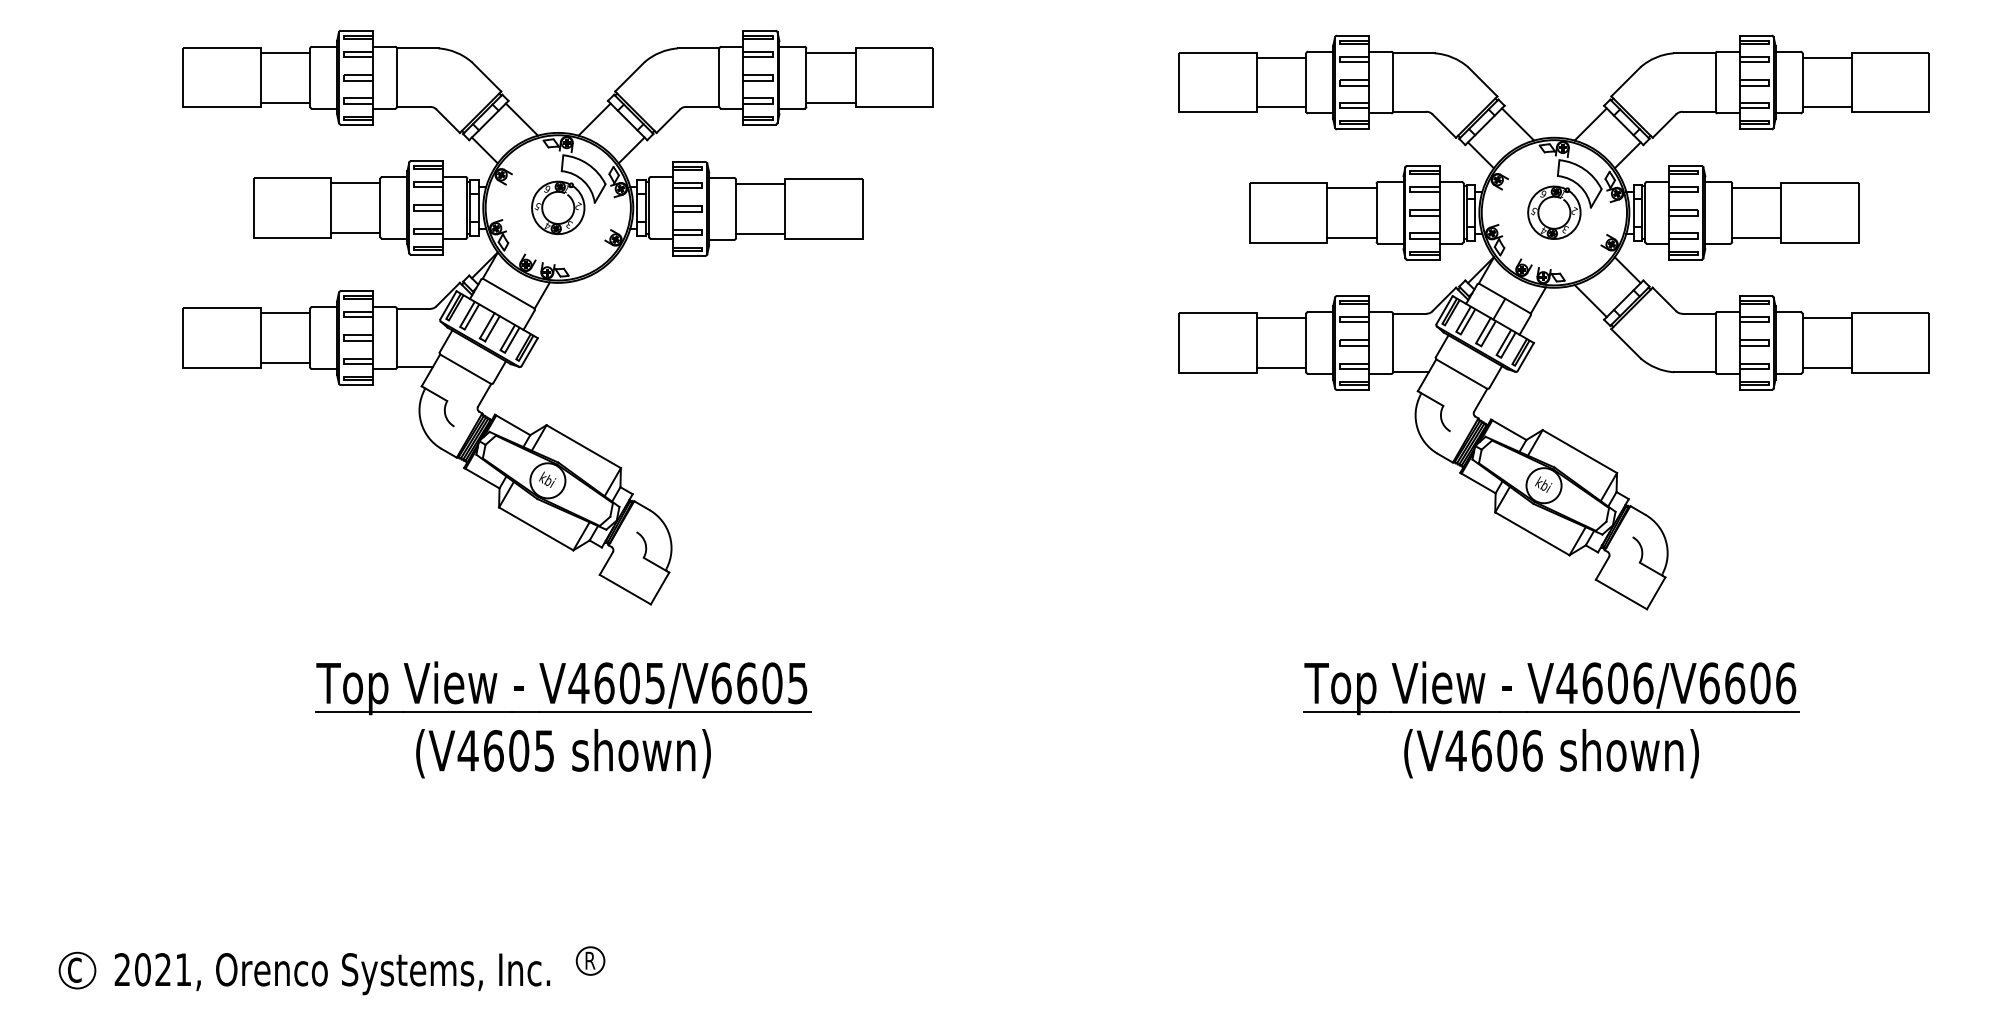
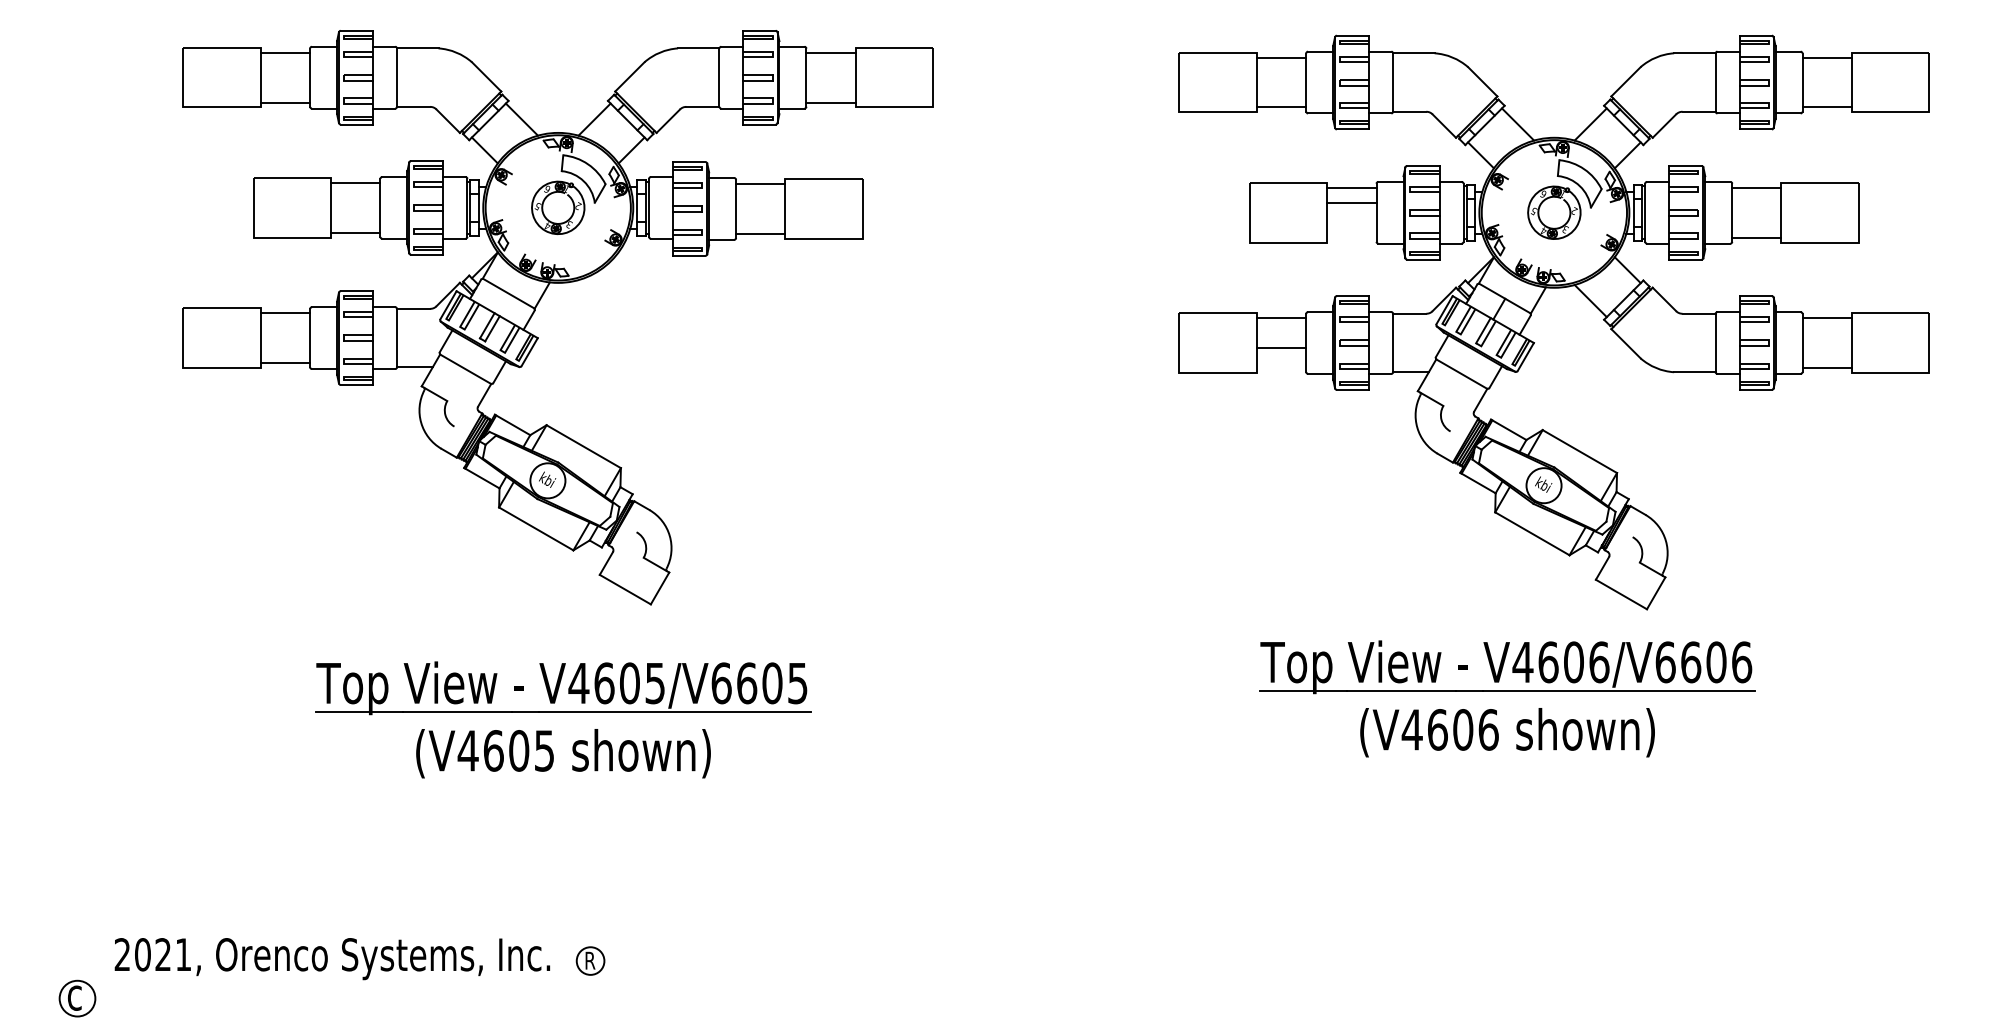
line position: (1351, 237) -> (1351, 202) (1351, 202)
line position: (1281, 367) -> (1281, 347) (1281, 347)
part position: (1551, 712) -> (1507, 691) (1507, 691)
part position: (77, 970) -> (77, 998) (77, 998)
text position: (332, 974) -> (332, 959) (332, 959)
